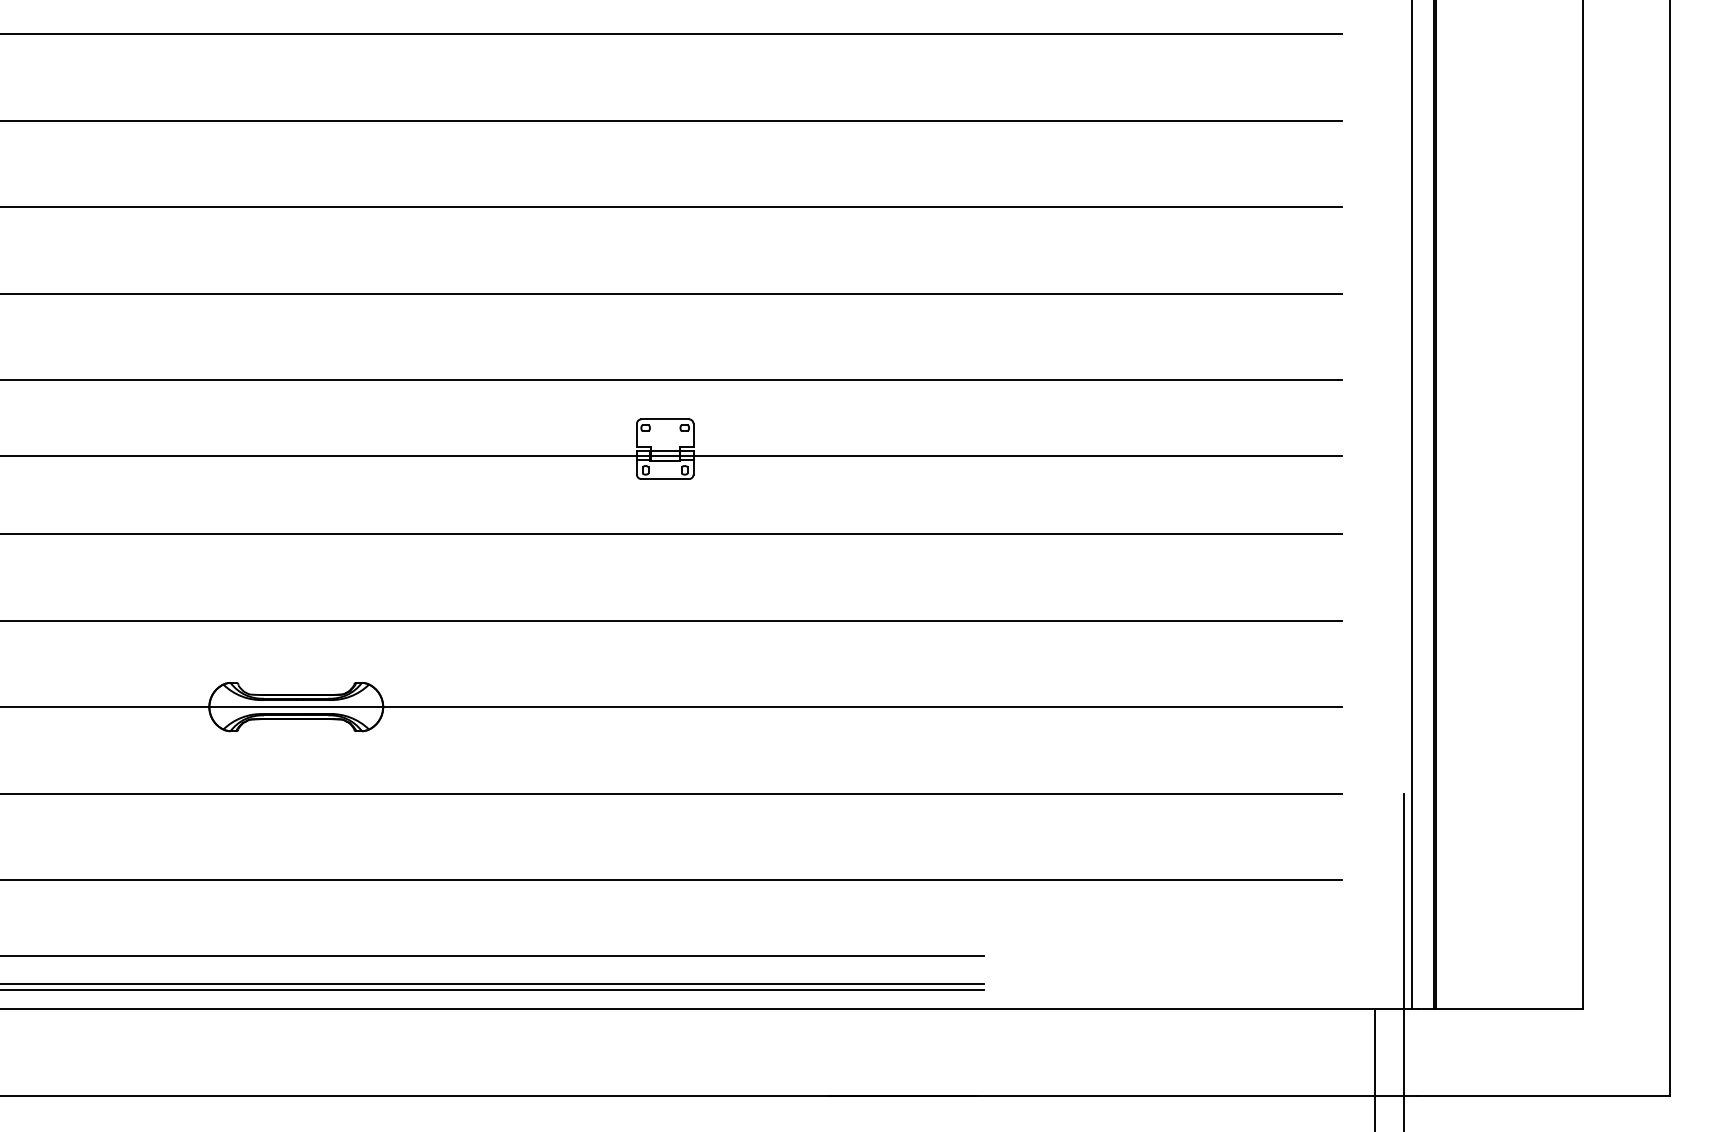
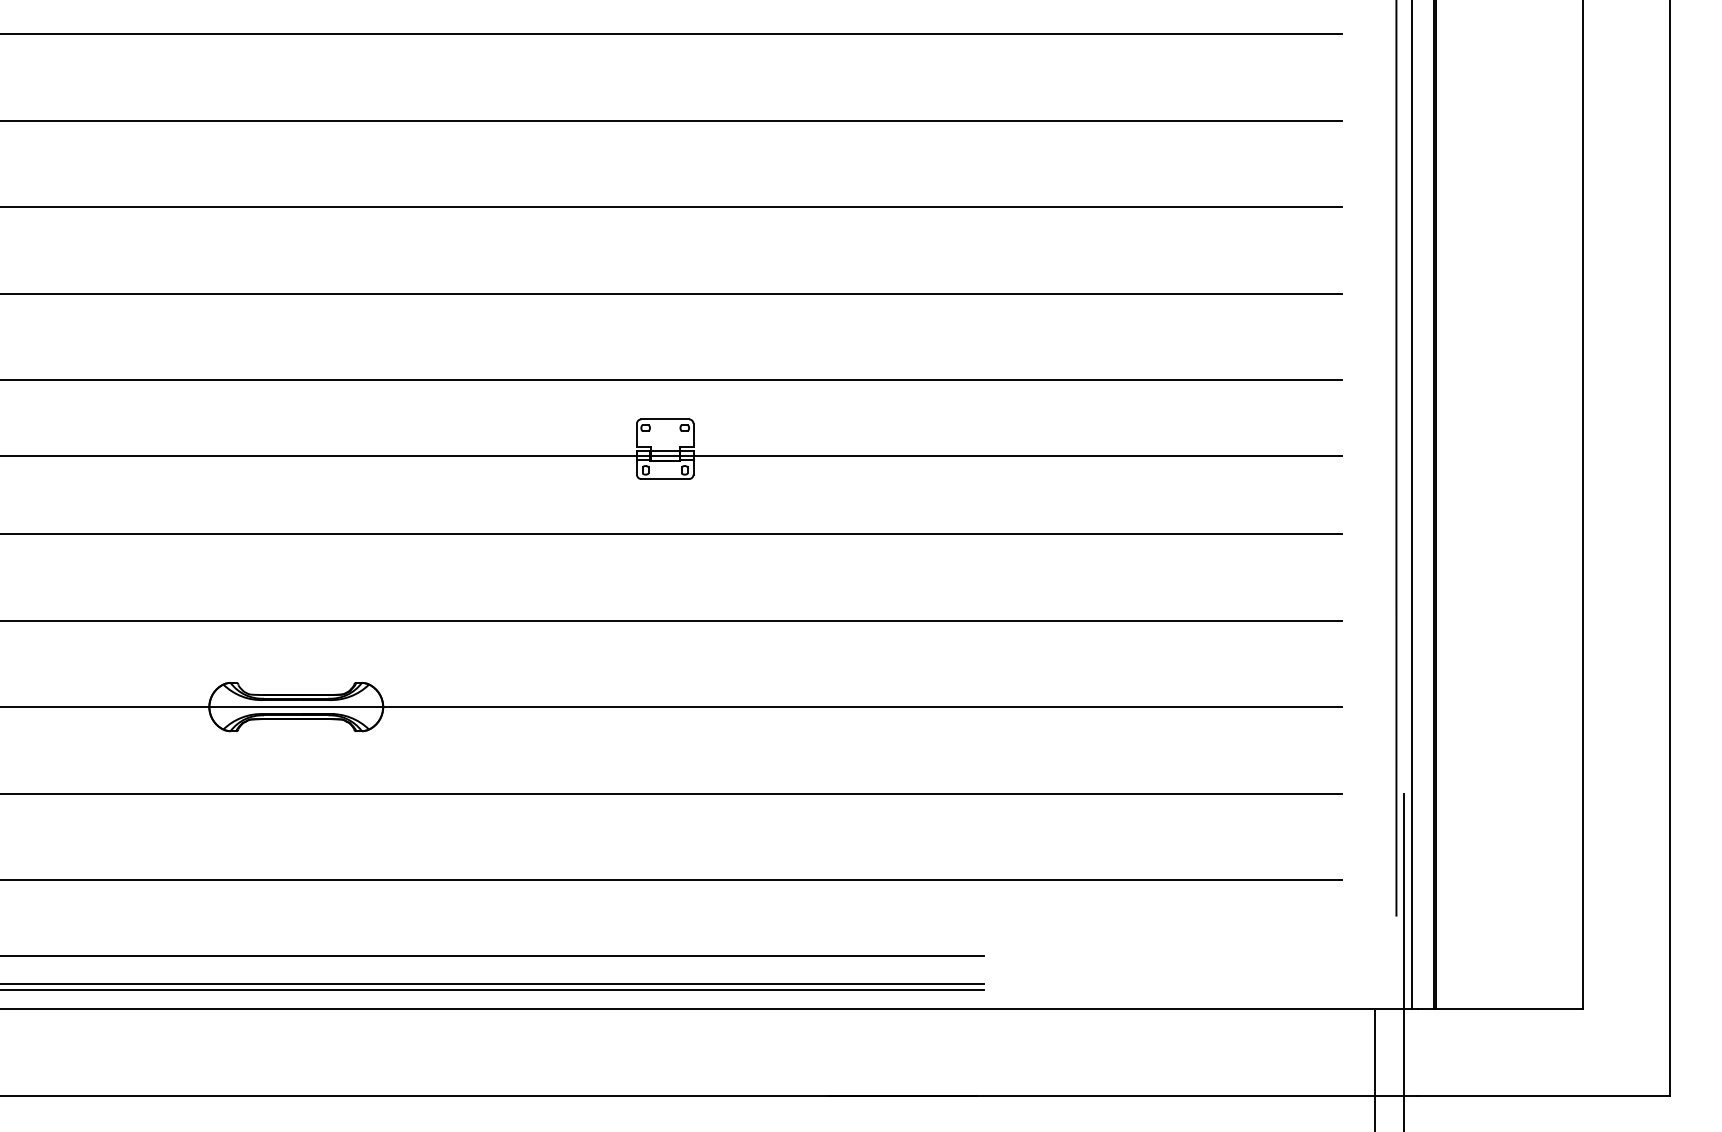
line: none -> present (1396, 458)
